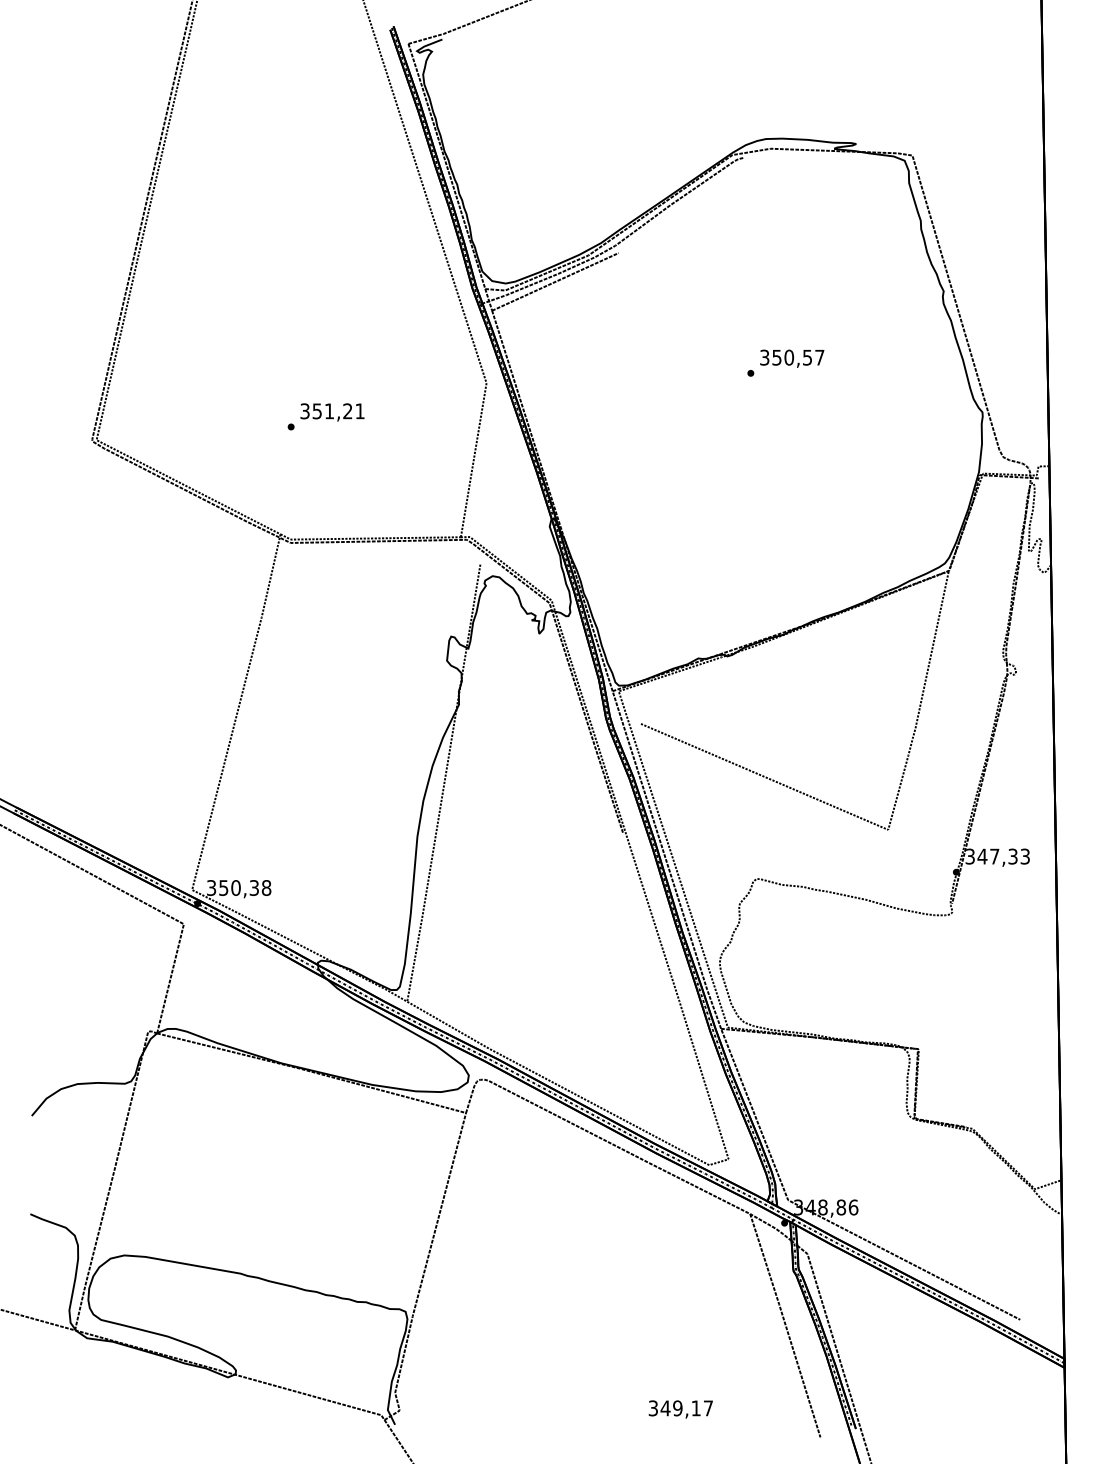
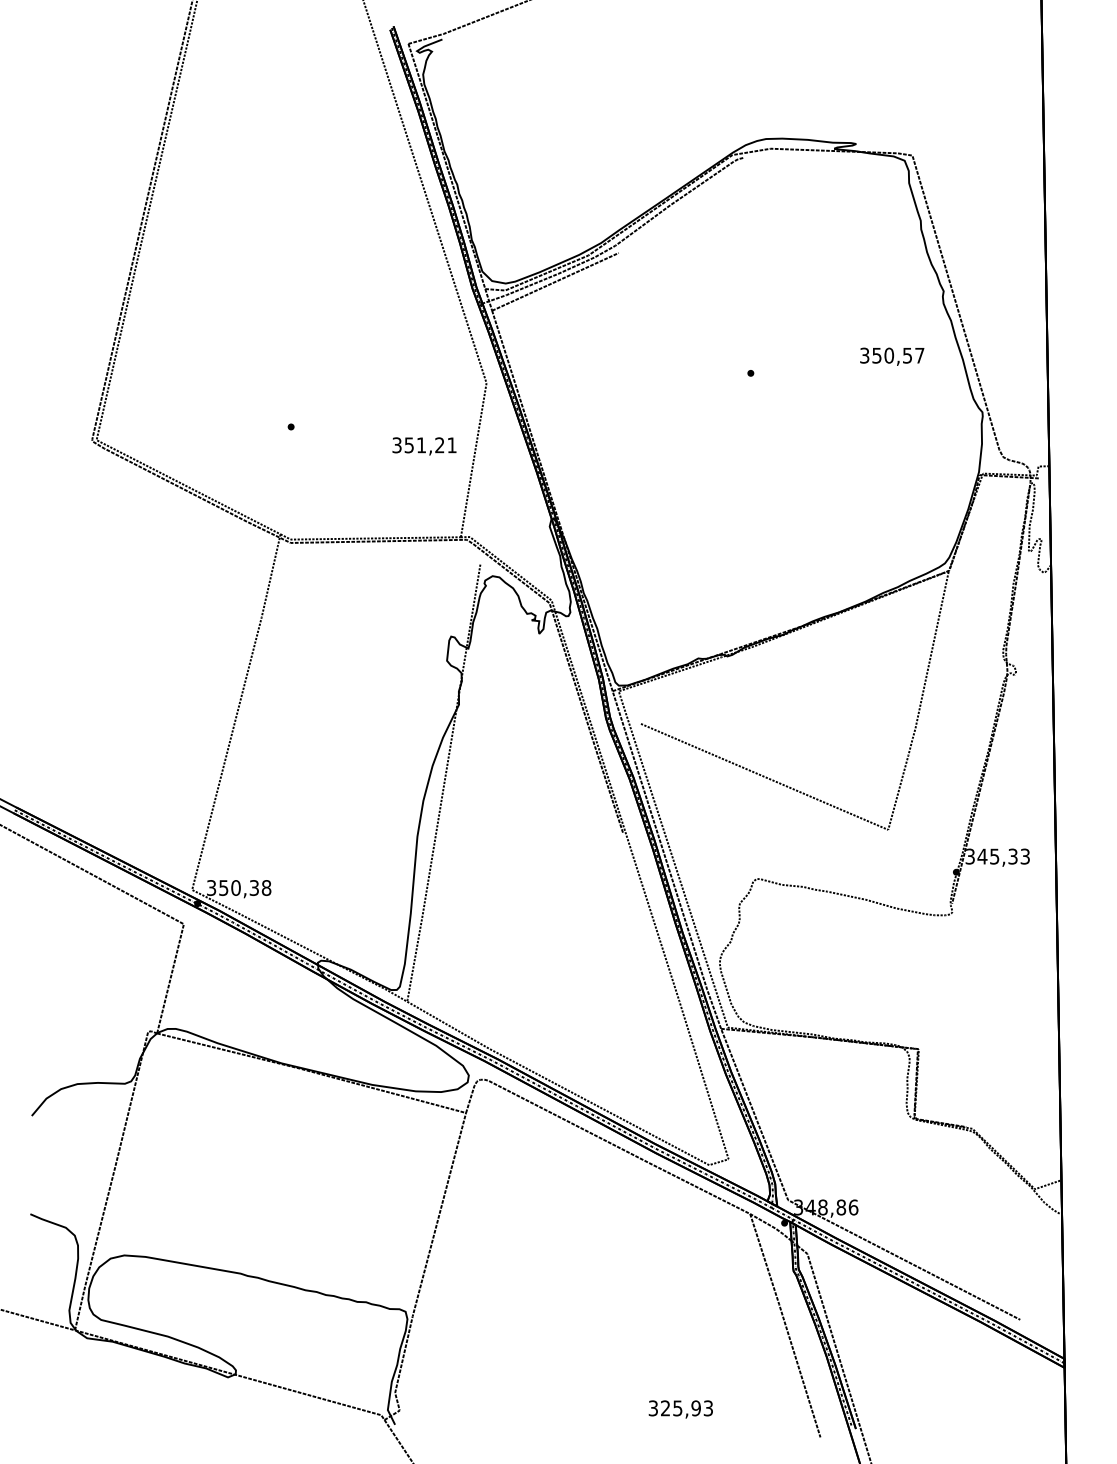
text position: (792, 358) -> (892, 356) (892, 356)
text position: (332, 412) -> (424, 446) (424, 446)
text: 347,33 -> 345,33 (994, 856)
text: 349,17 -> 325,93 (686, 1408)
